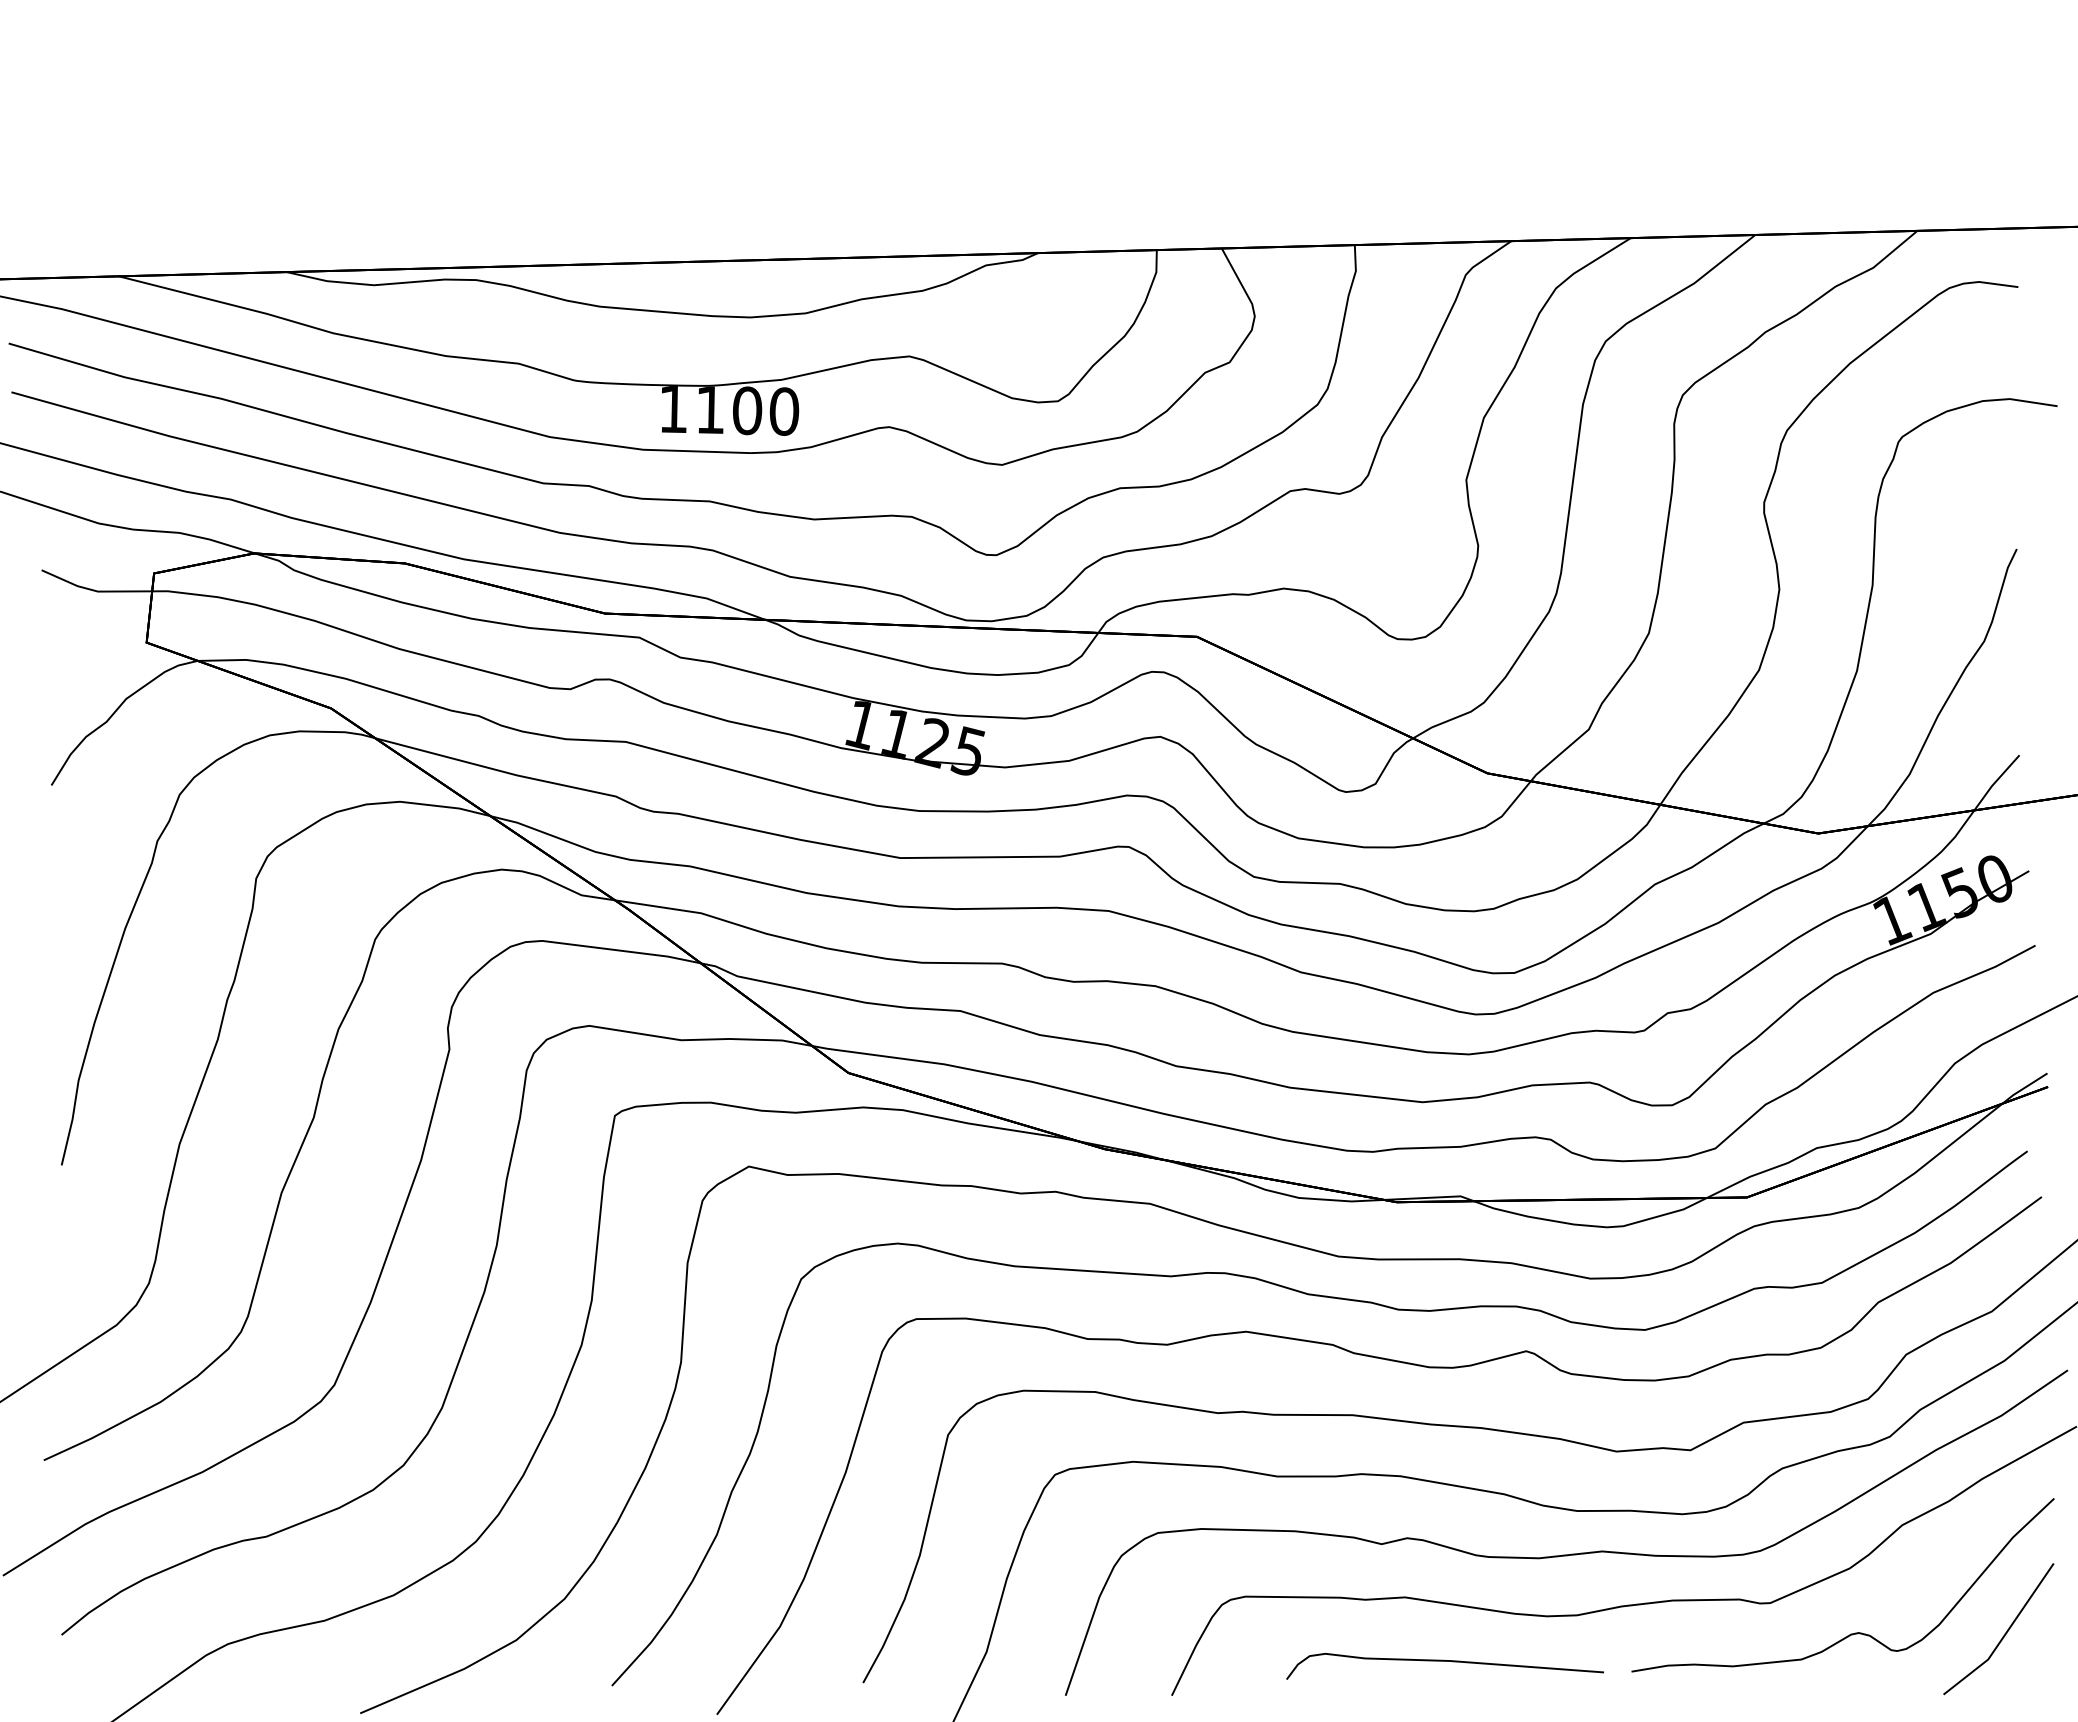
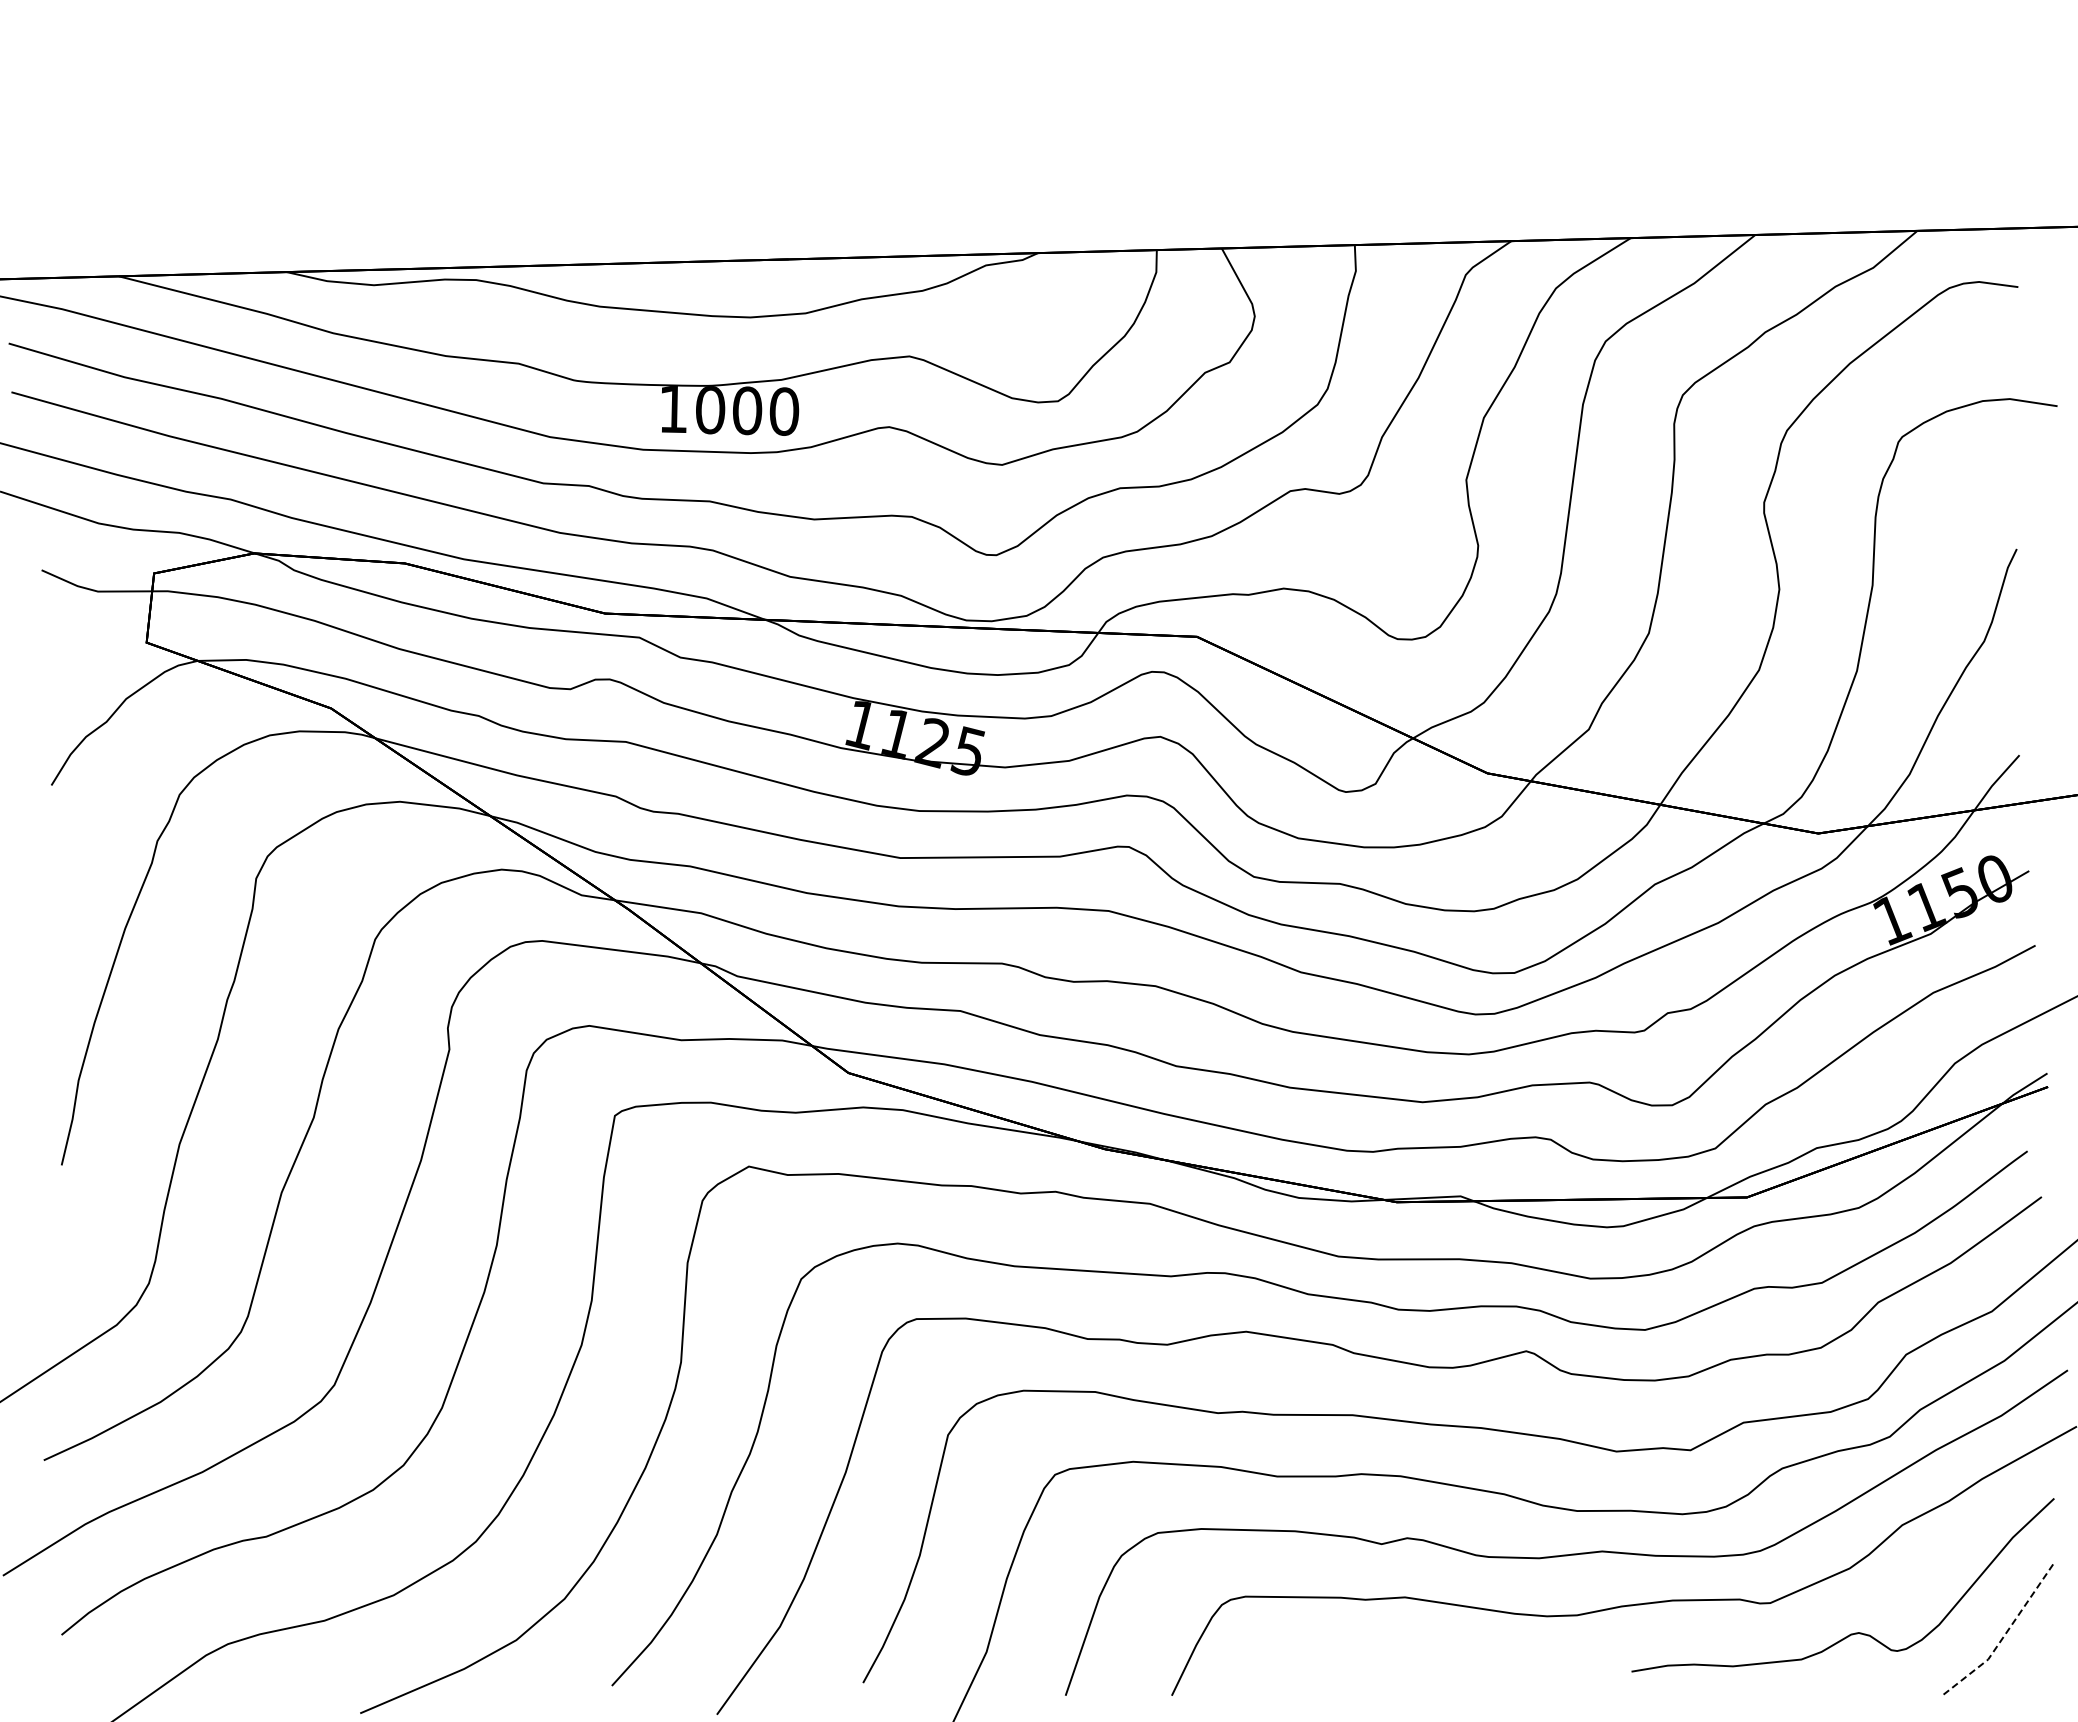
text: 1100 -> 1000 (710, 410)
line: solid -> dashed (2004, 1634)
curve: present -> none (1444, 1661)
